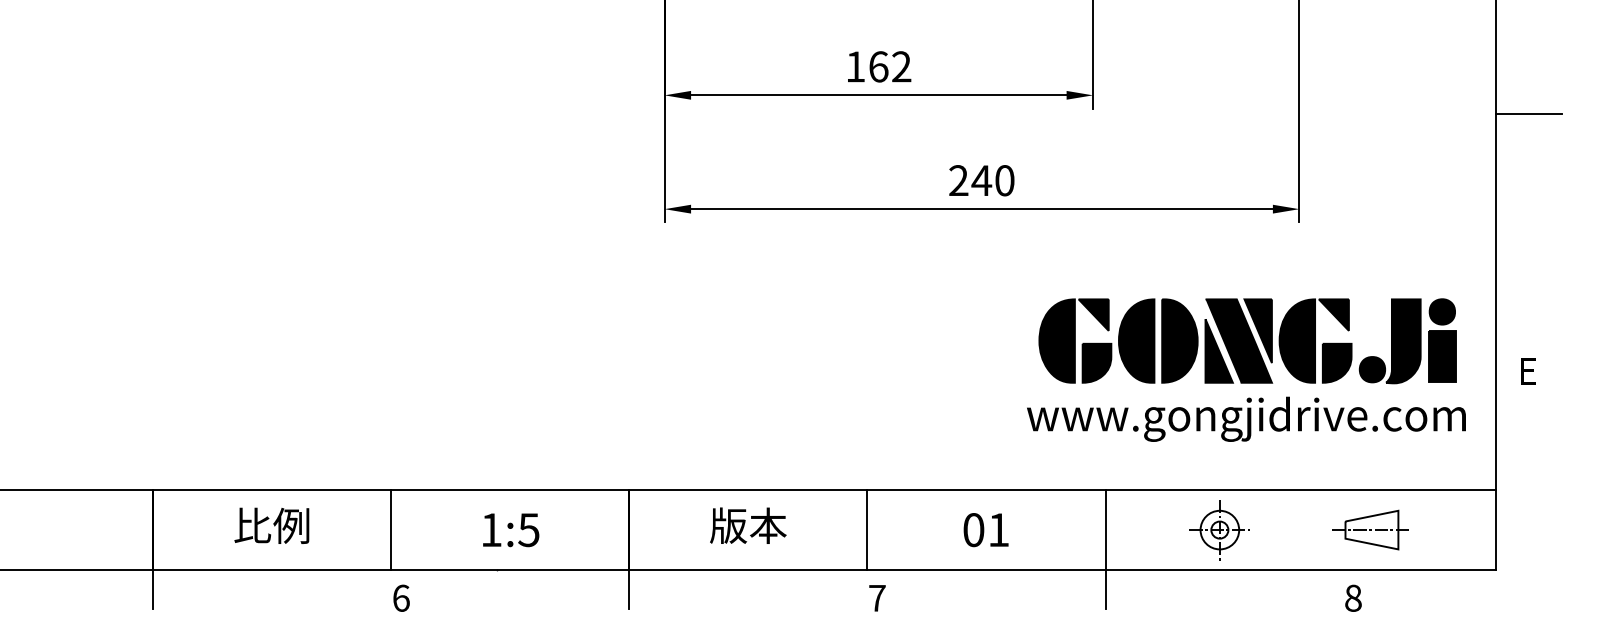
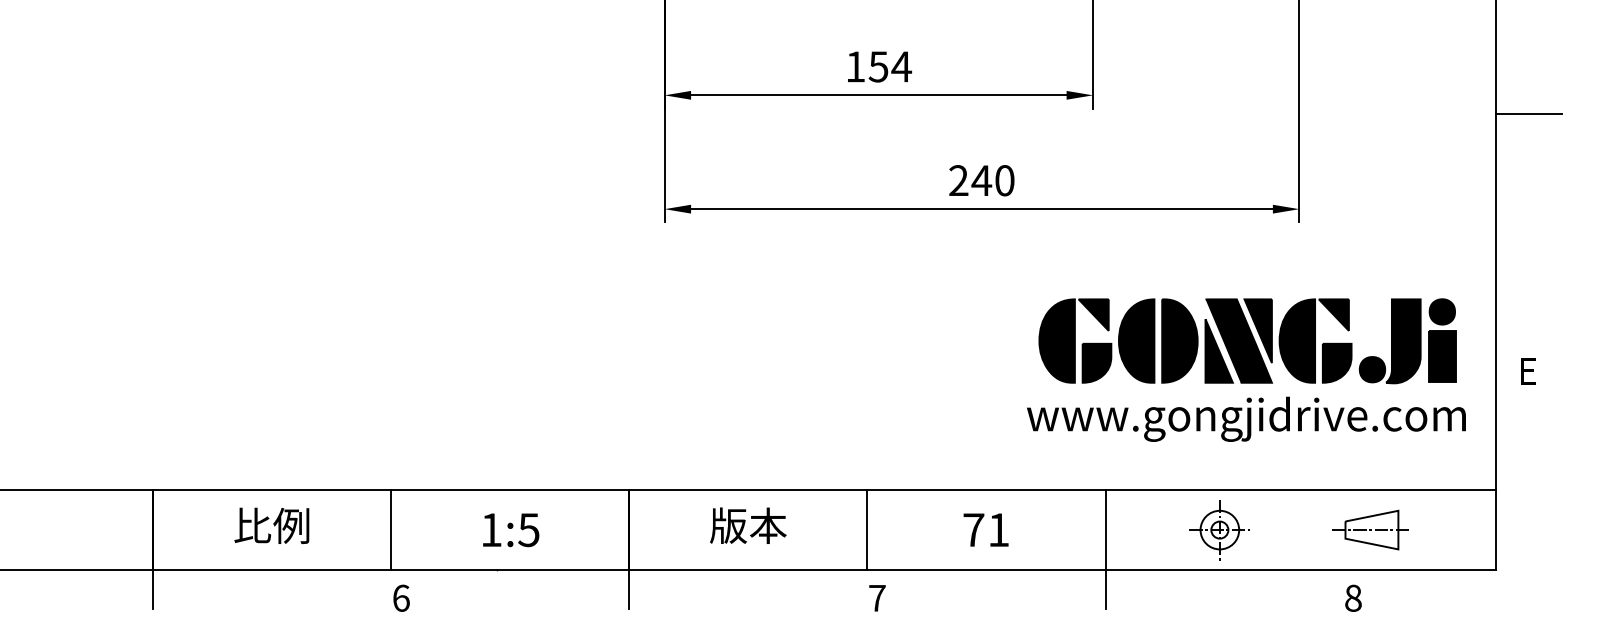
text: 162 -> 154 (890, 66)
text: 01 -> 71 (973, 530)
